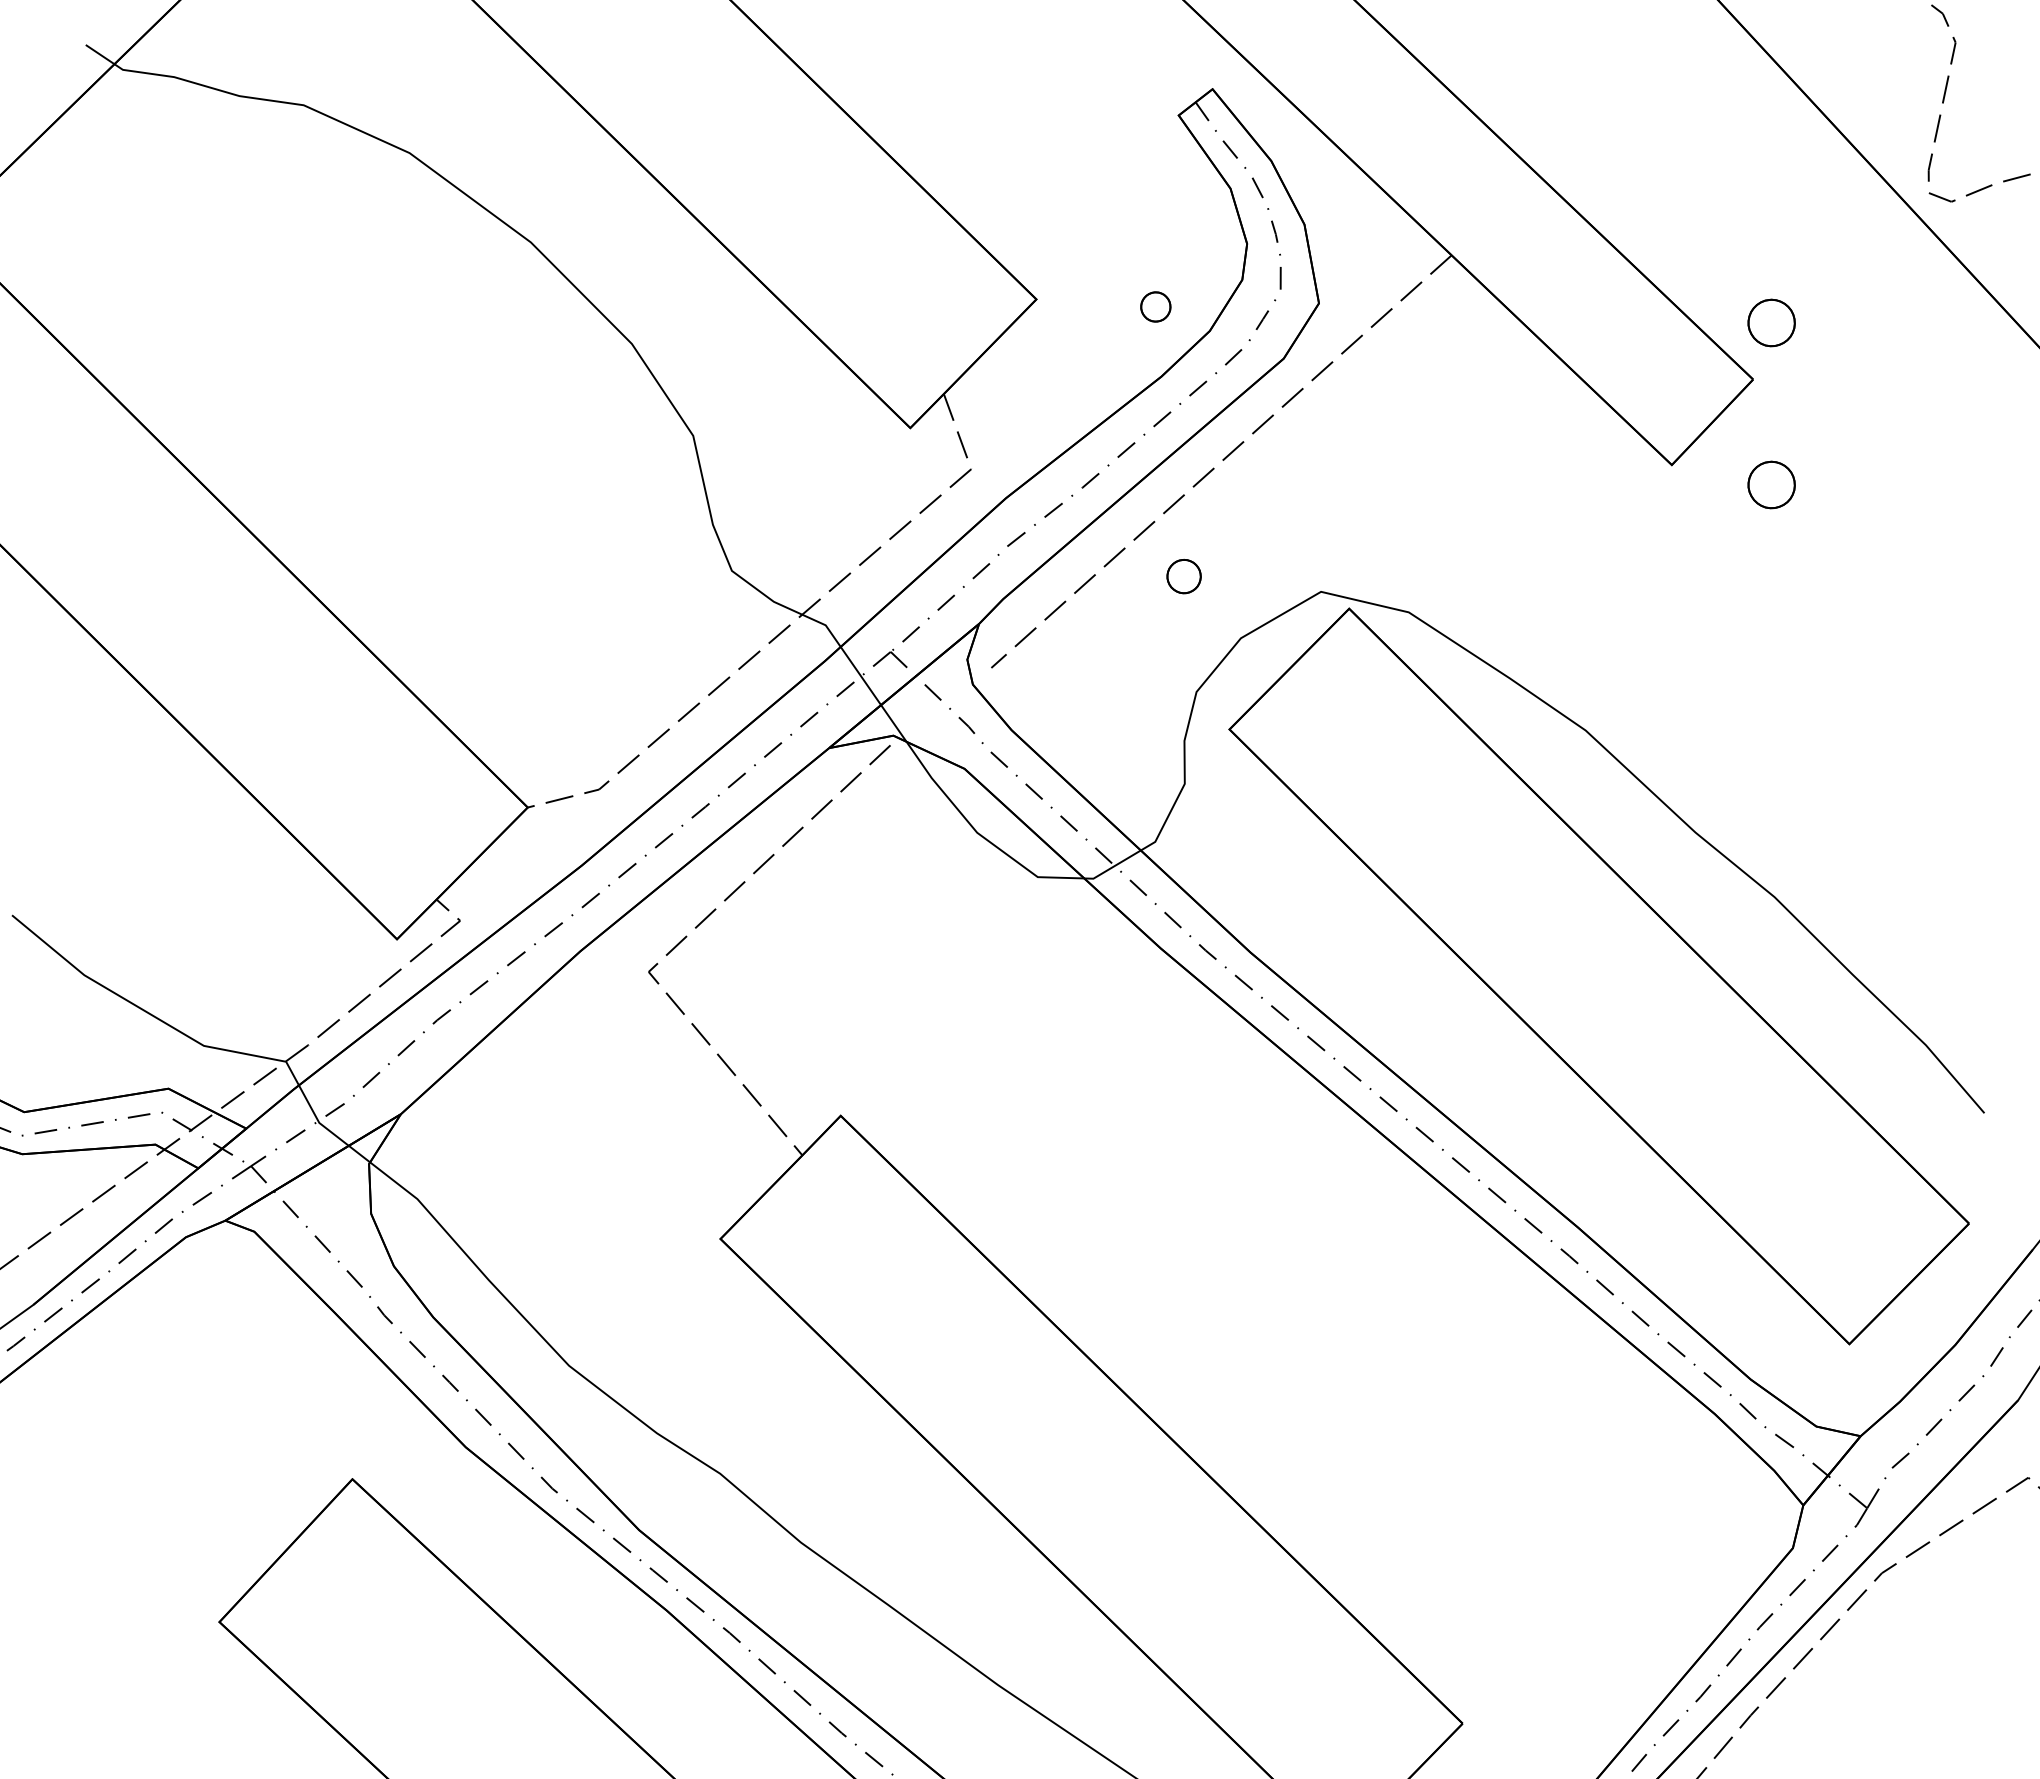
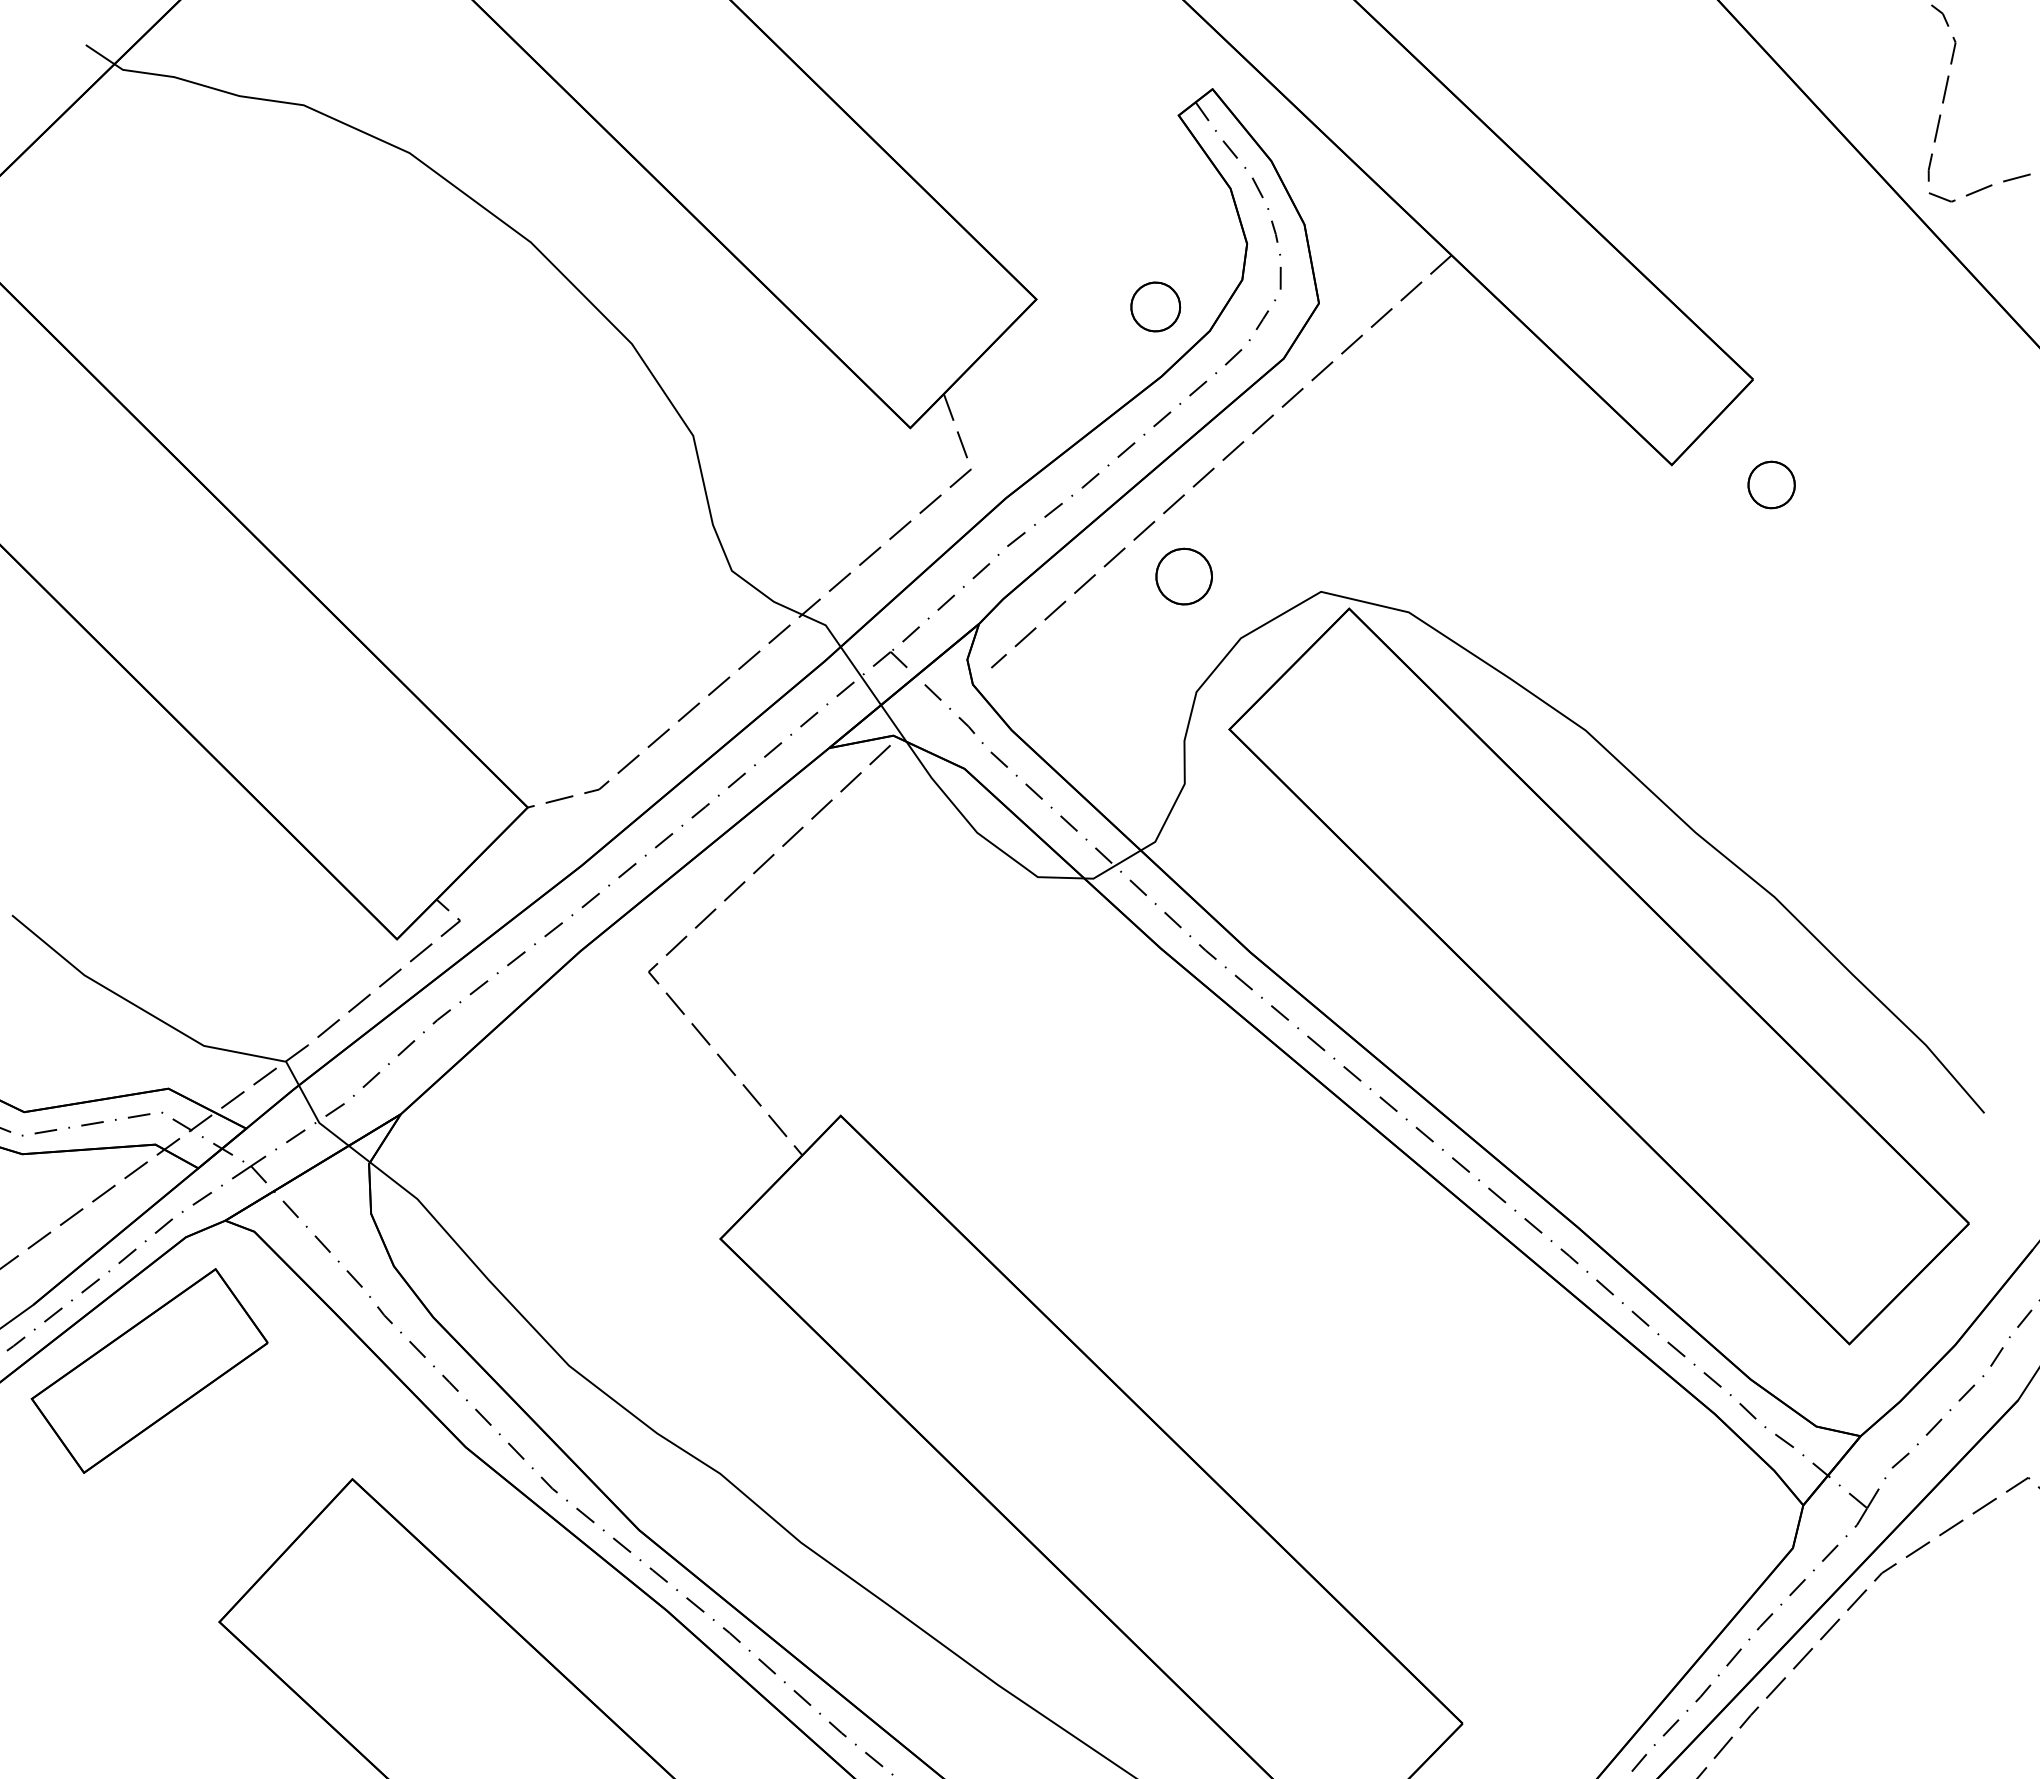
part size: 32x32 px -> 52x52 px (1155, 306)
part: present -> none (1771, 322)
part size: 36x36 px -> 58x59 px (1183, 576)
part: none -> present (149, 1370)
